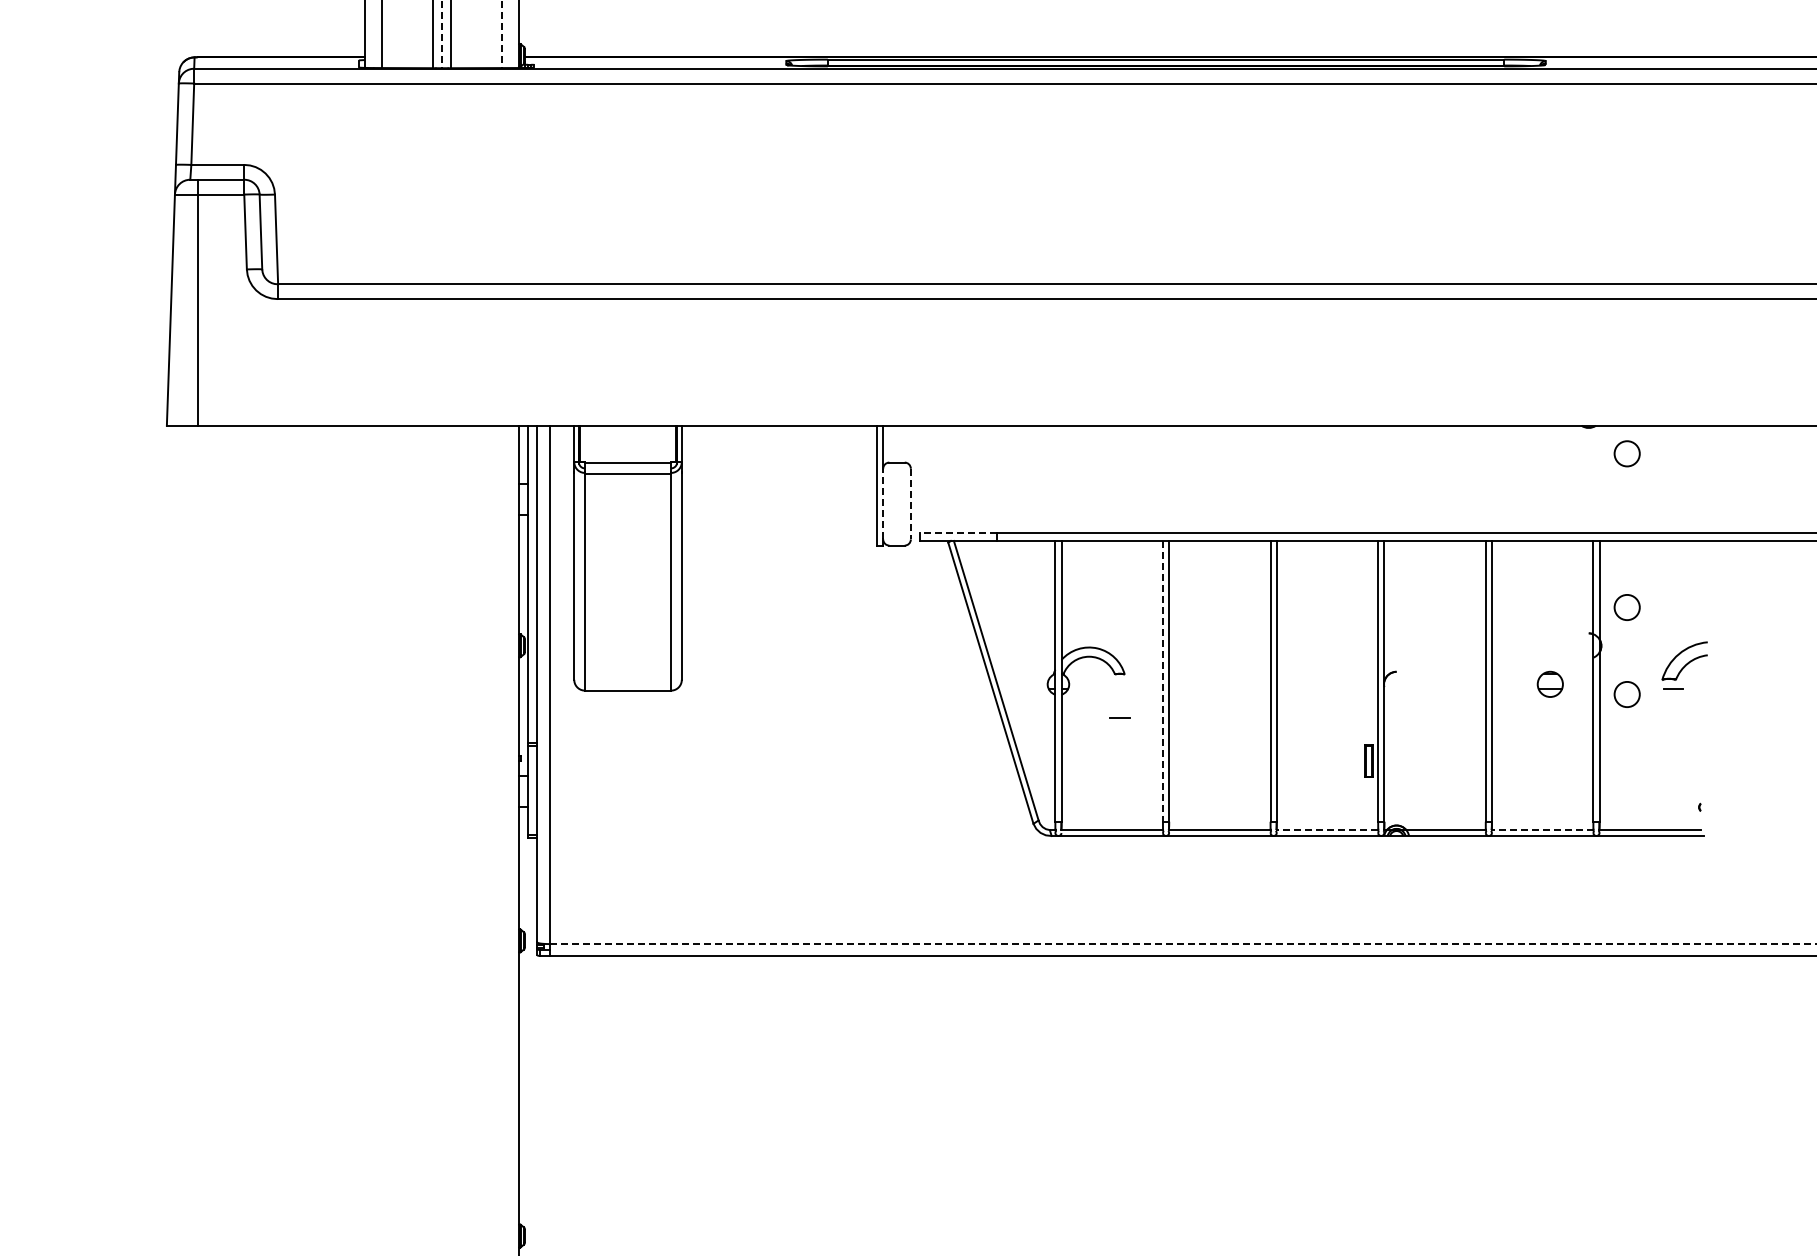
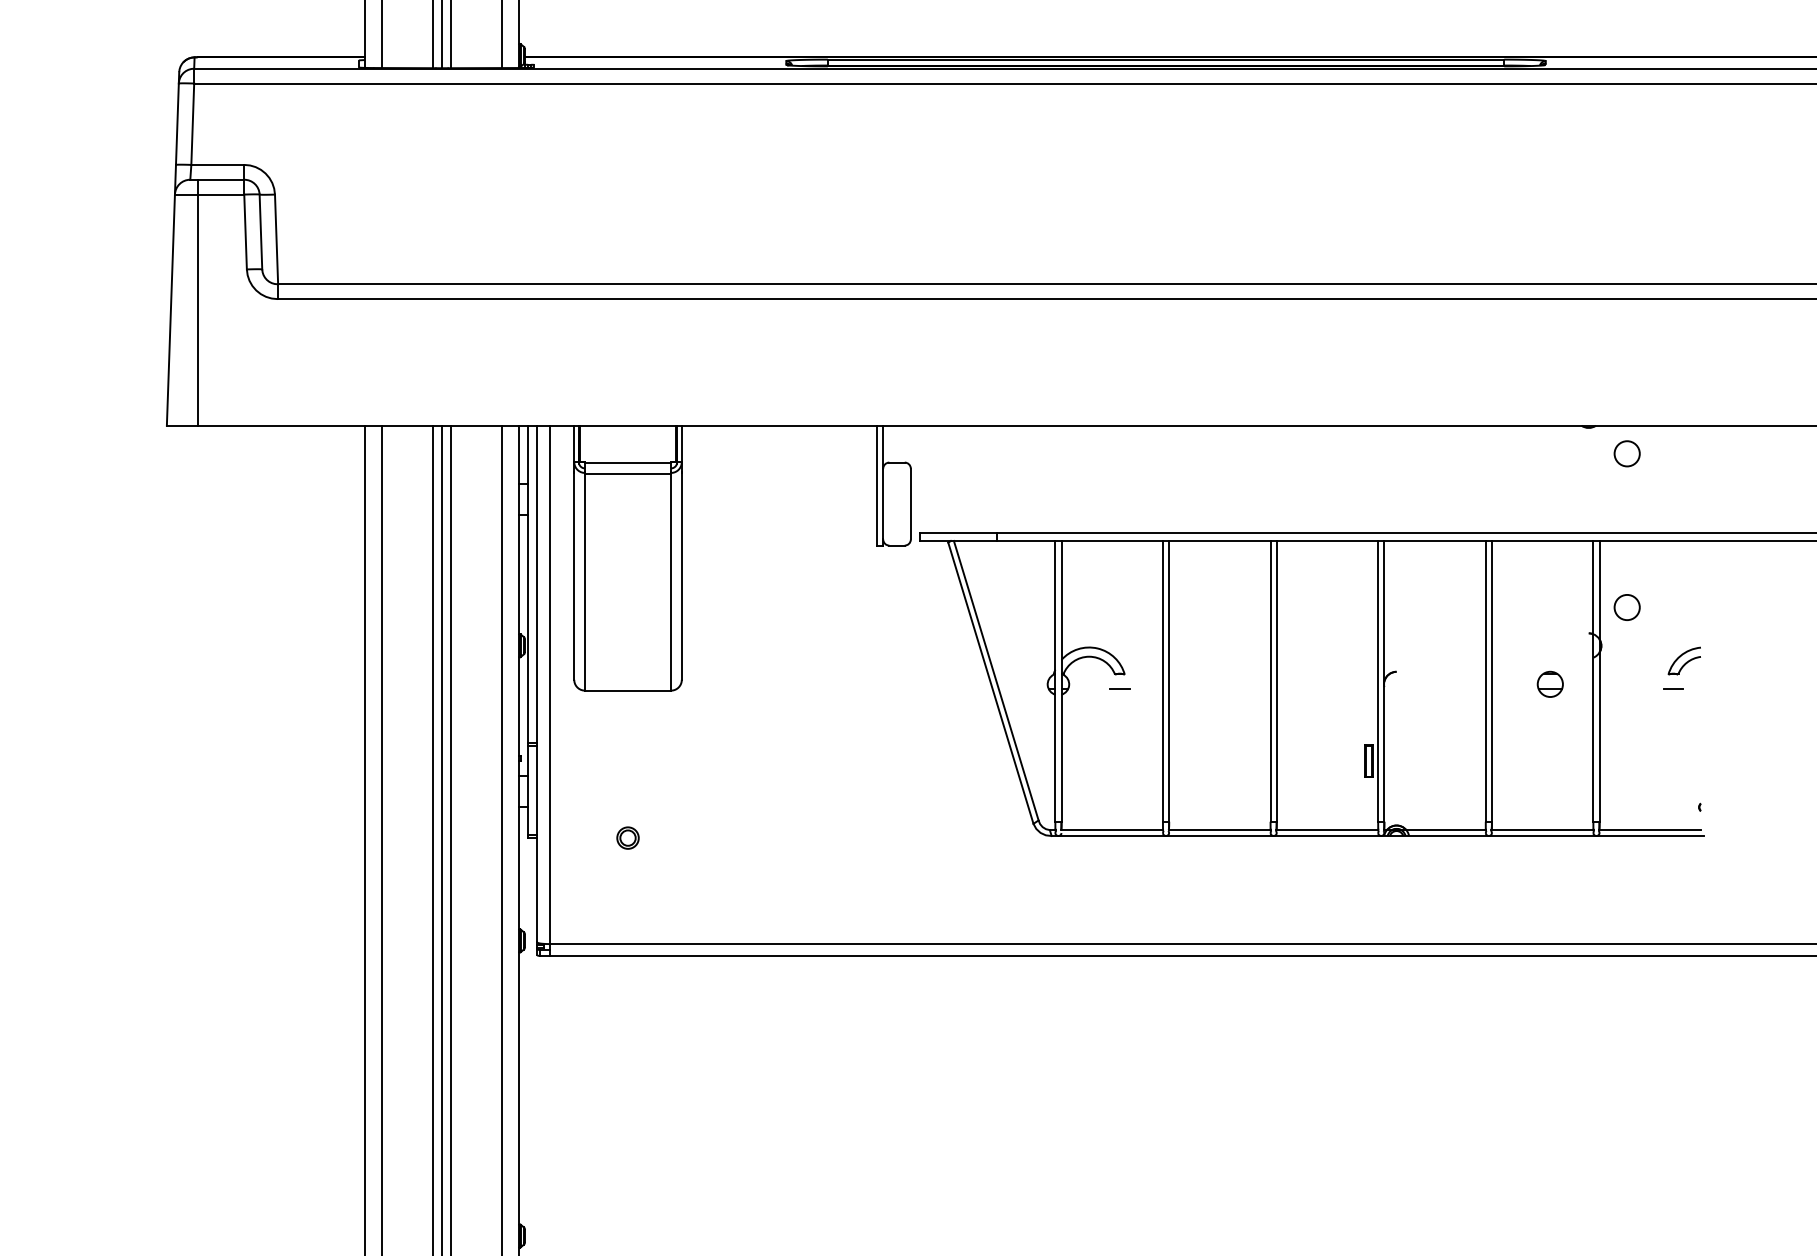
line: dashed -> solid (442, 34)
line: dashed -> solid (501, 34)
line: dashed -> solid (883, 503)
line: dashed -> solid (910, 504)
line: dashed -> solid (958, 533)
part size: 47x40 px -> 34x30 px (1683, 660)
line: dashed -> solid (1162, 681)
circle: present -> none (1626, 694)
line position: (1119, 717) -> (1119, 688) (1119, 688)
line: dashed -> solid (1326, 830)
line: dashed -> solid (1541, 830)
part: none -> present (627, 837)
line: none -> present (365, 838)
line: none -> present (382, 838)
line: none -> present (432, 838)
line: none -> present (442, 838)
line: none -> present (451, 838)
line: none -> present (501, 838)
line: dashed -> solid (1183, 944)
